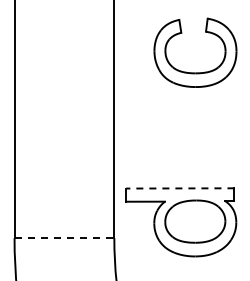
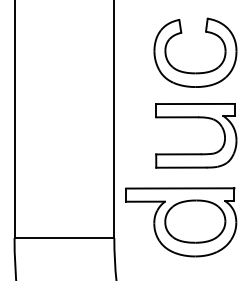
part: none -> present (196, 118)
line: dashed -> solid (179, 188)
line: dashed -> solid (64, 238)
